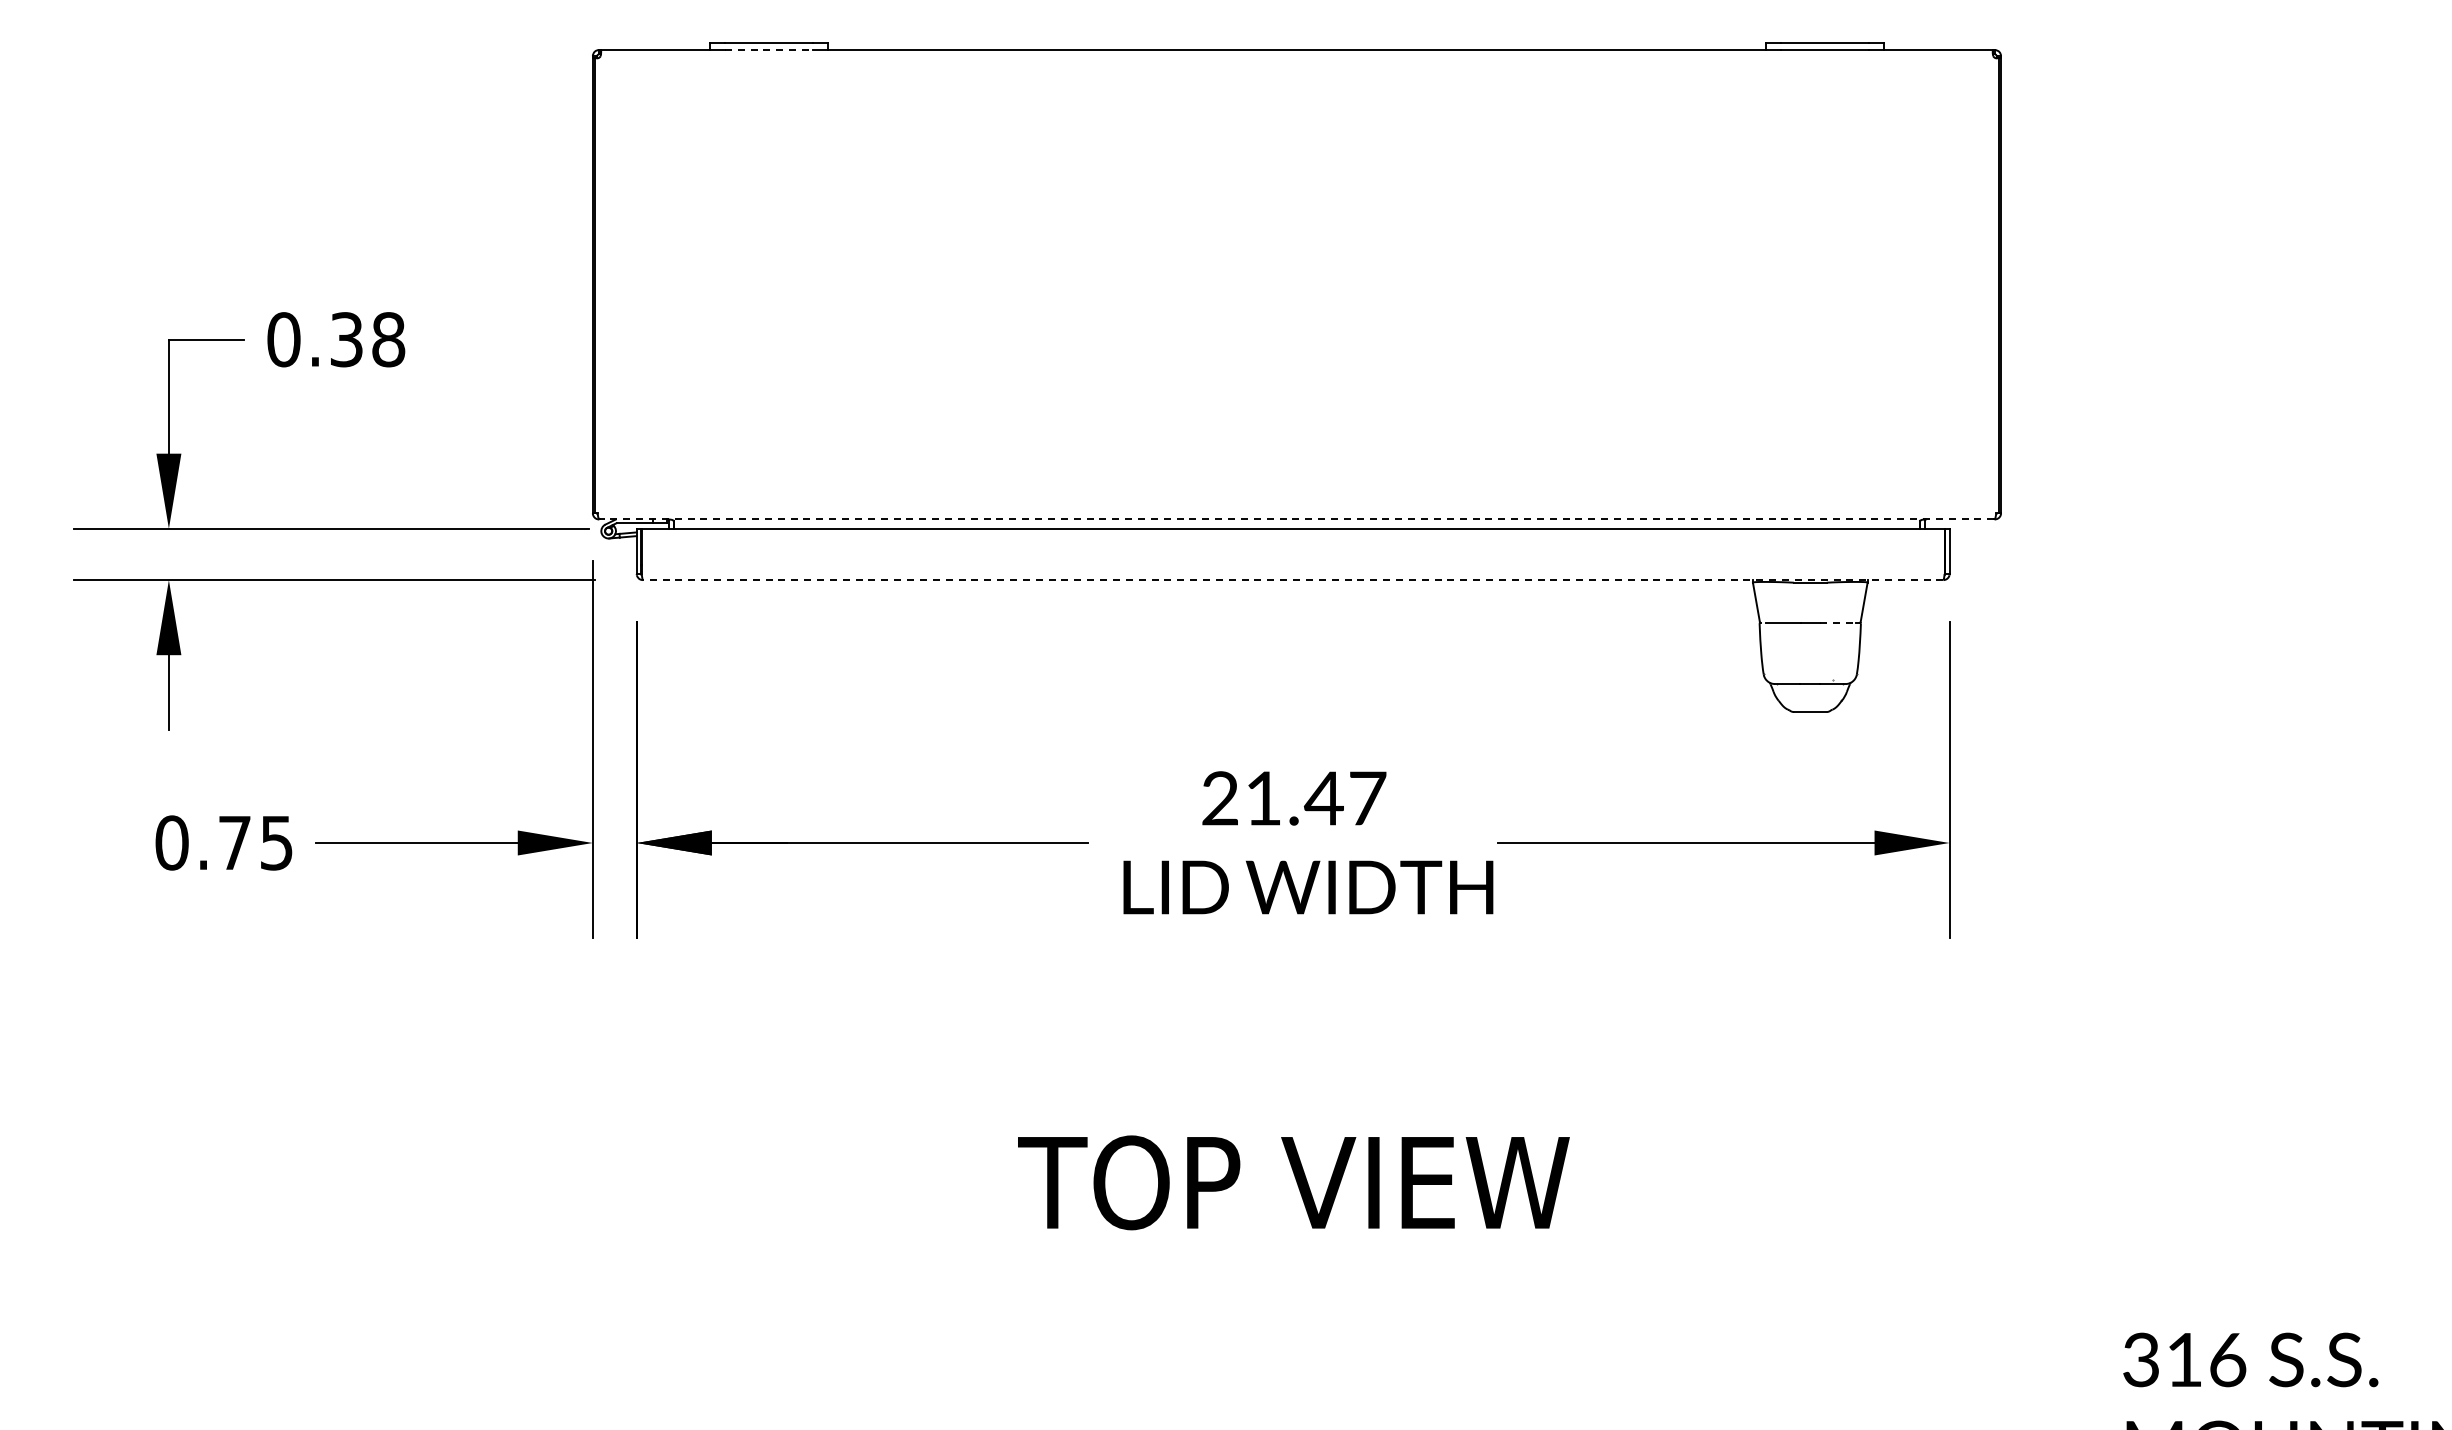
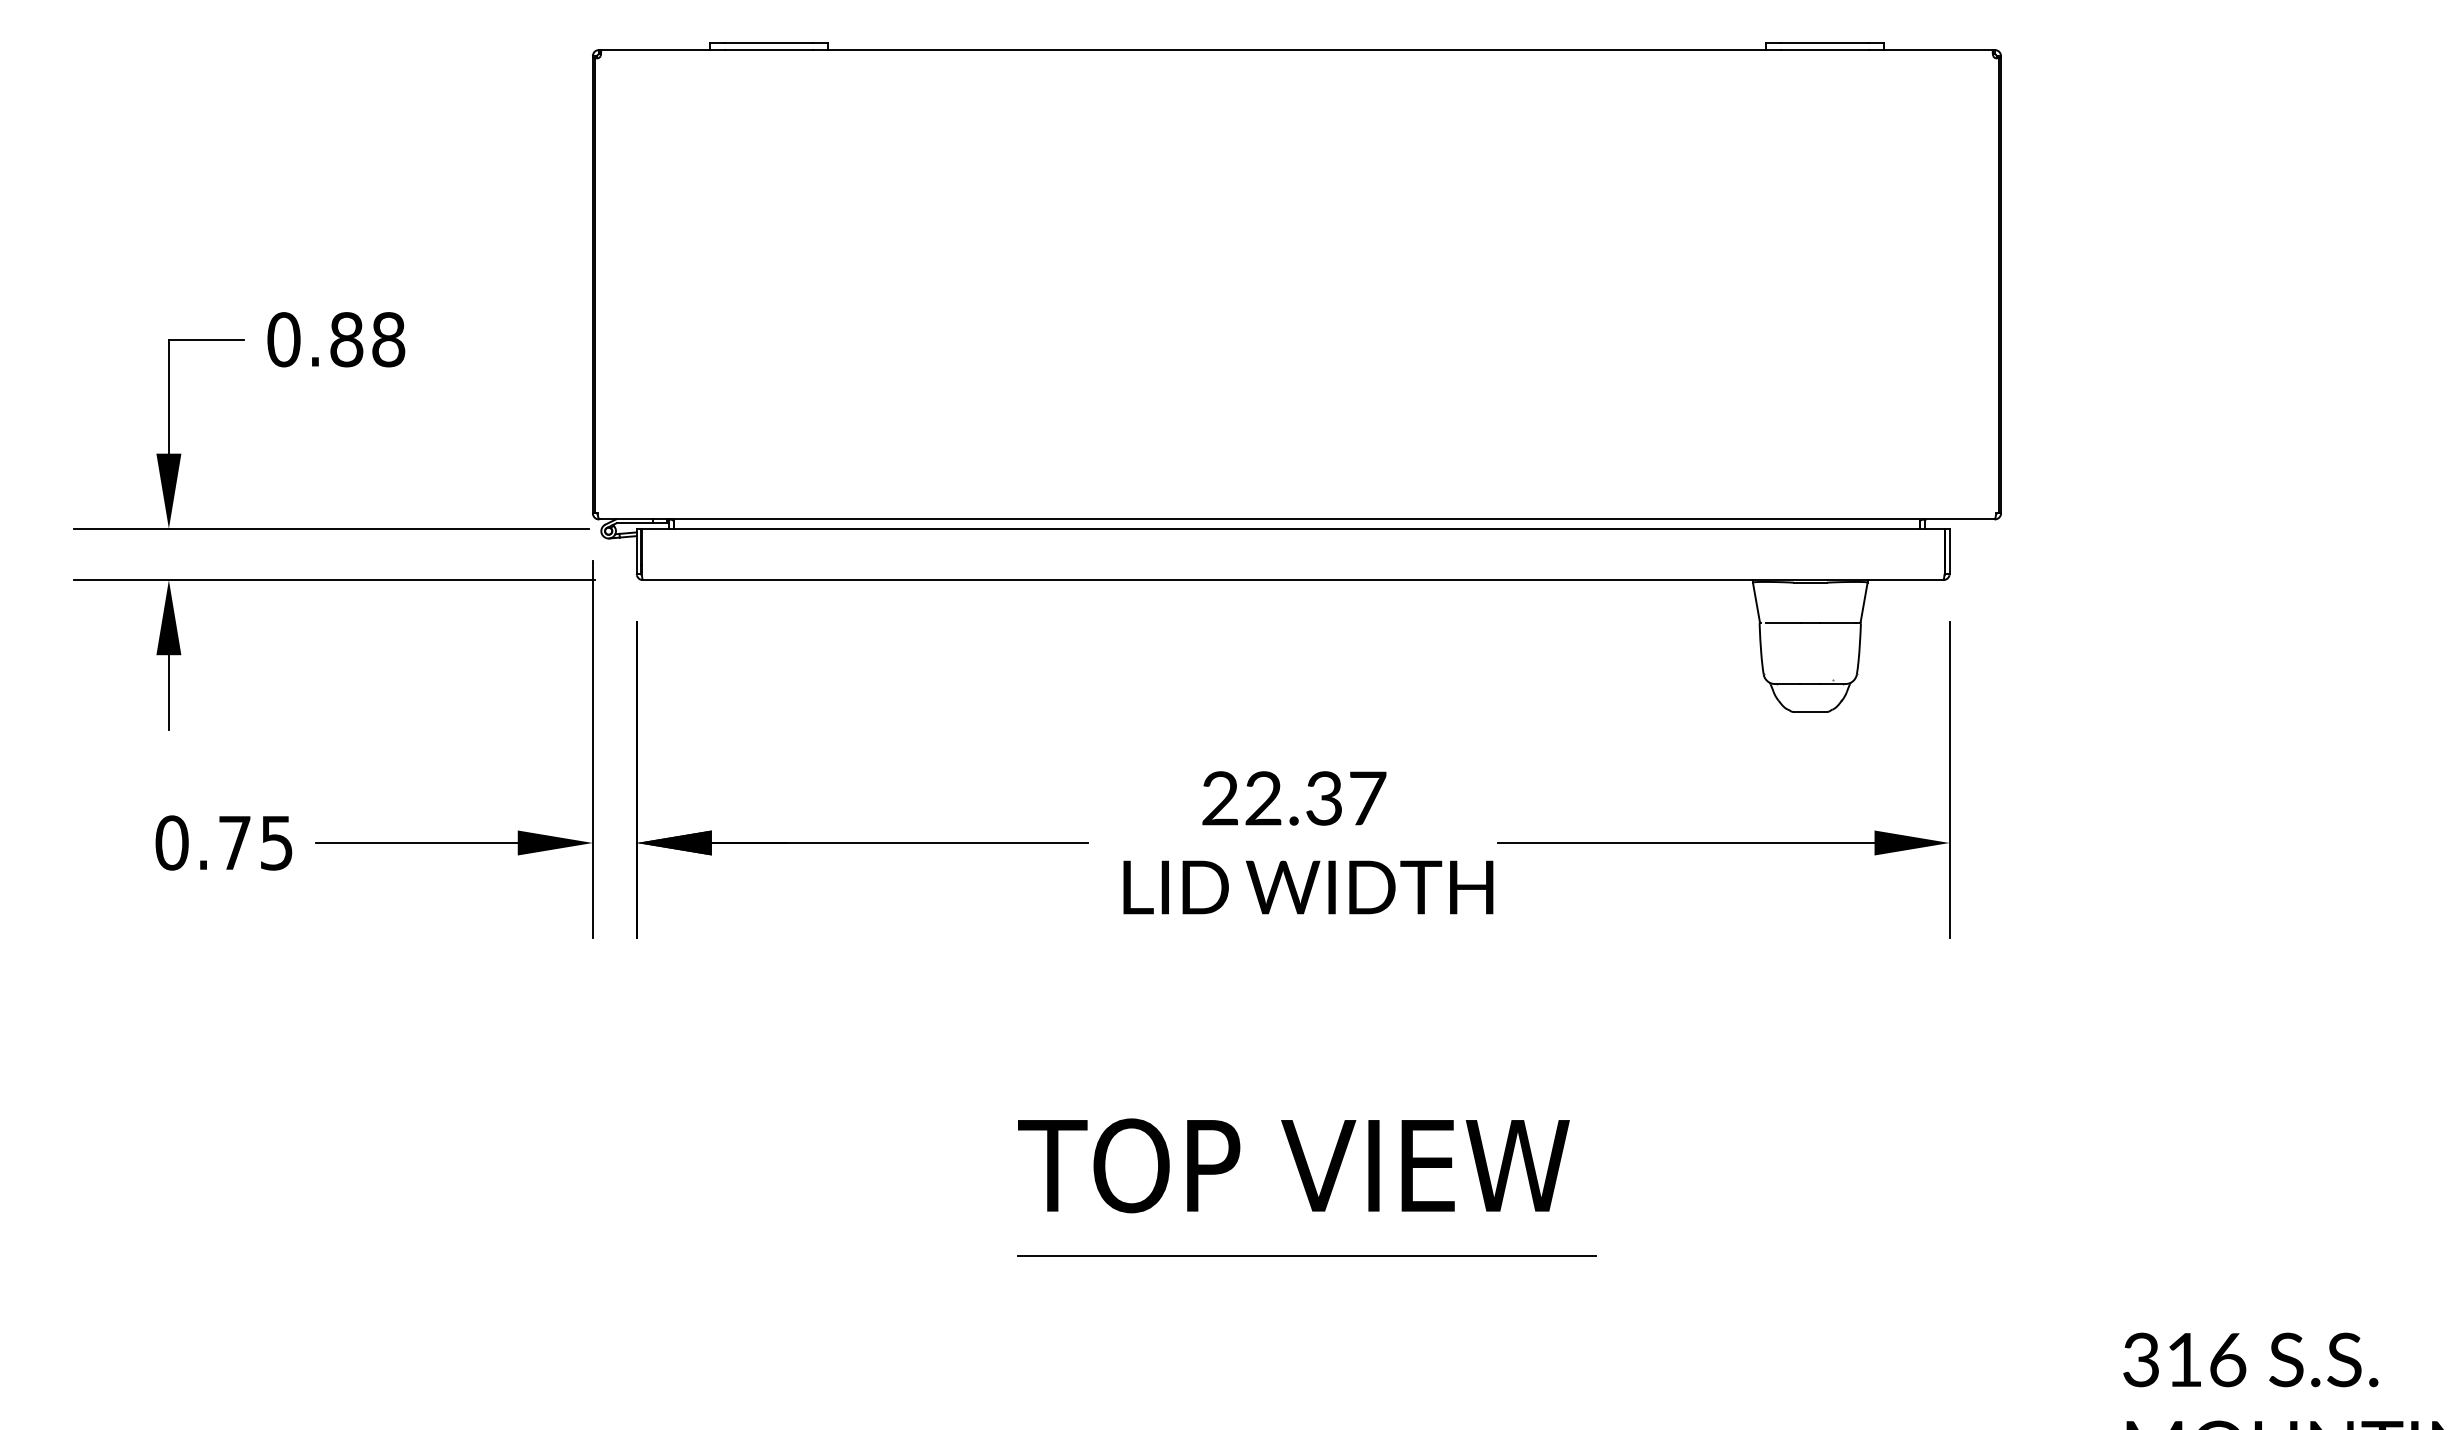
line: dashed -> solid (769, 50)
text: 0.38 -> 0.88 (346, 339)
line: dashed -> solid (1296, 519)
line: dashed -> solid (1292, 580)
line: dashed -> solid (1837, 622)
text: 21.47 -> 22.37 (1294, 798)
text position: (1293, 1182) -> (1293, 1165) (1293, 1165)
line: none -> present (1306, 1256)
